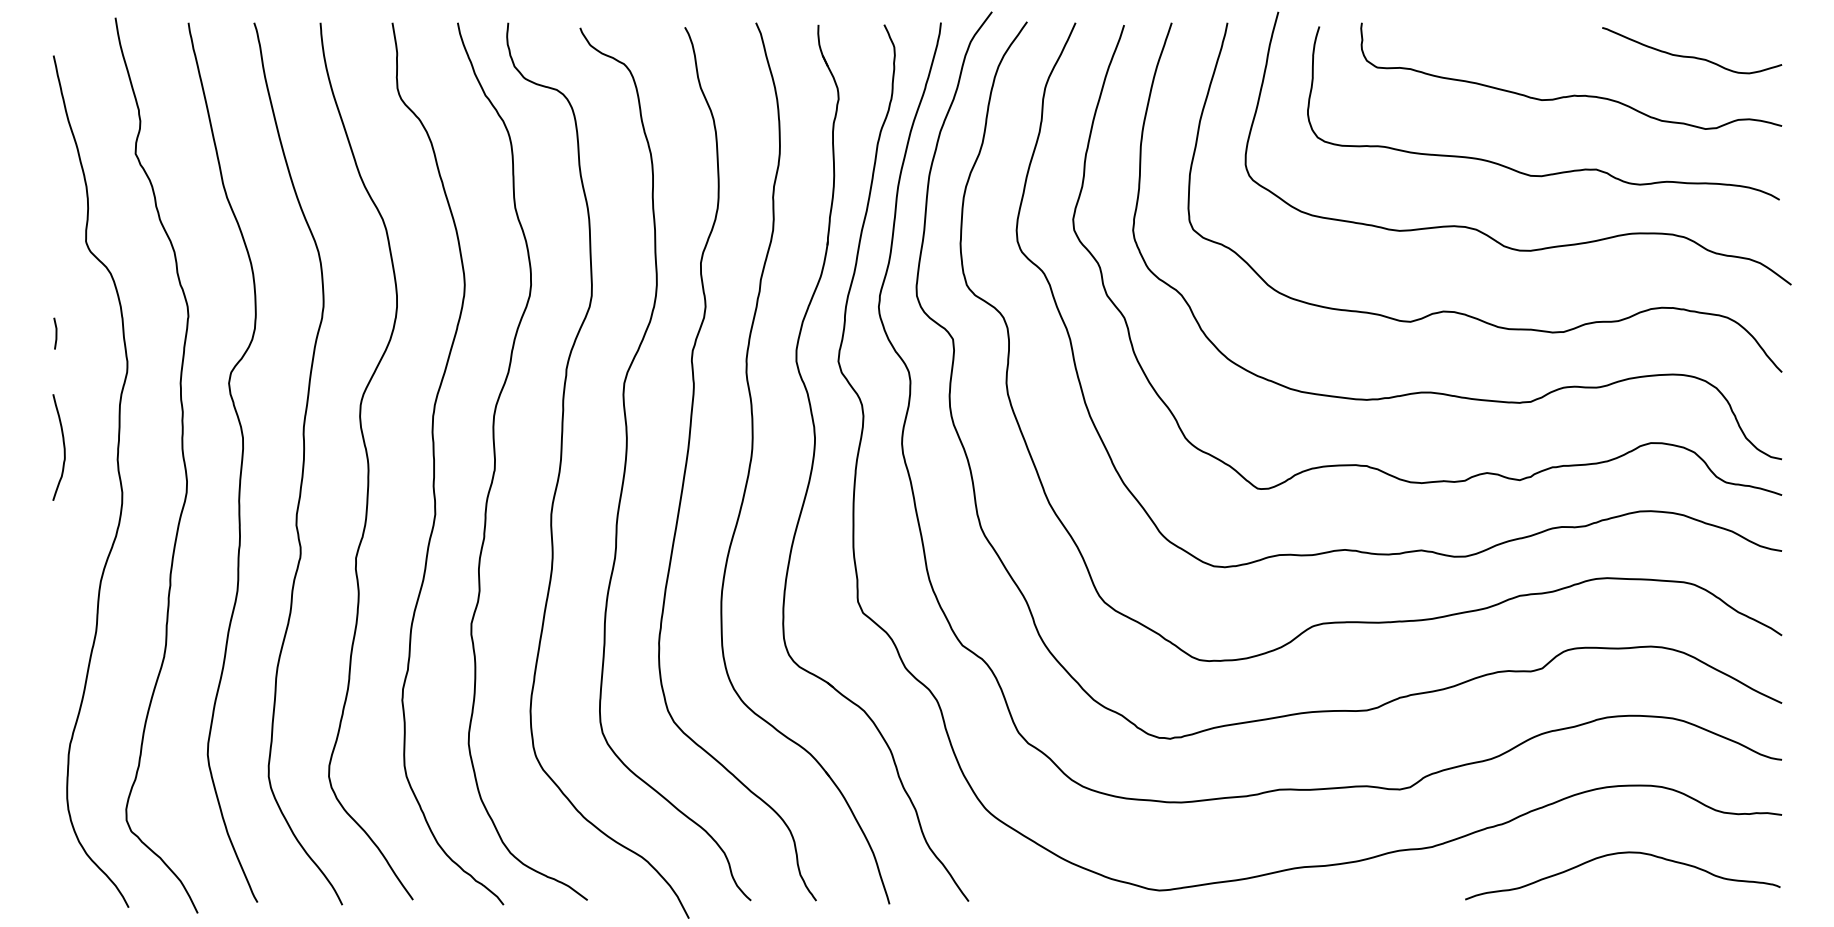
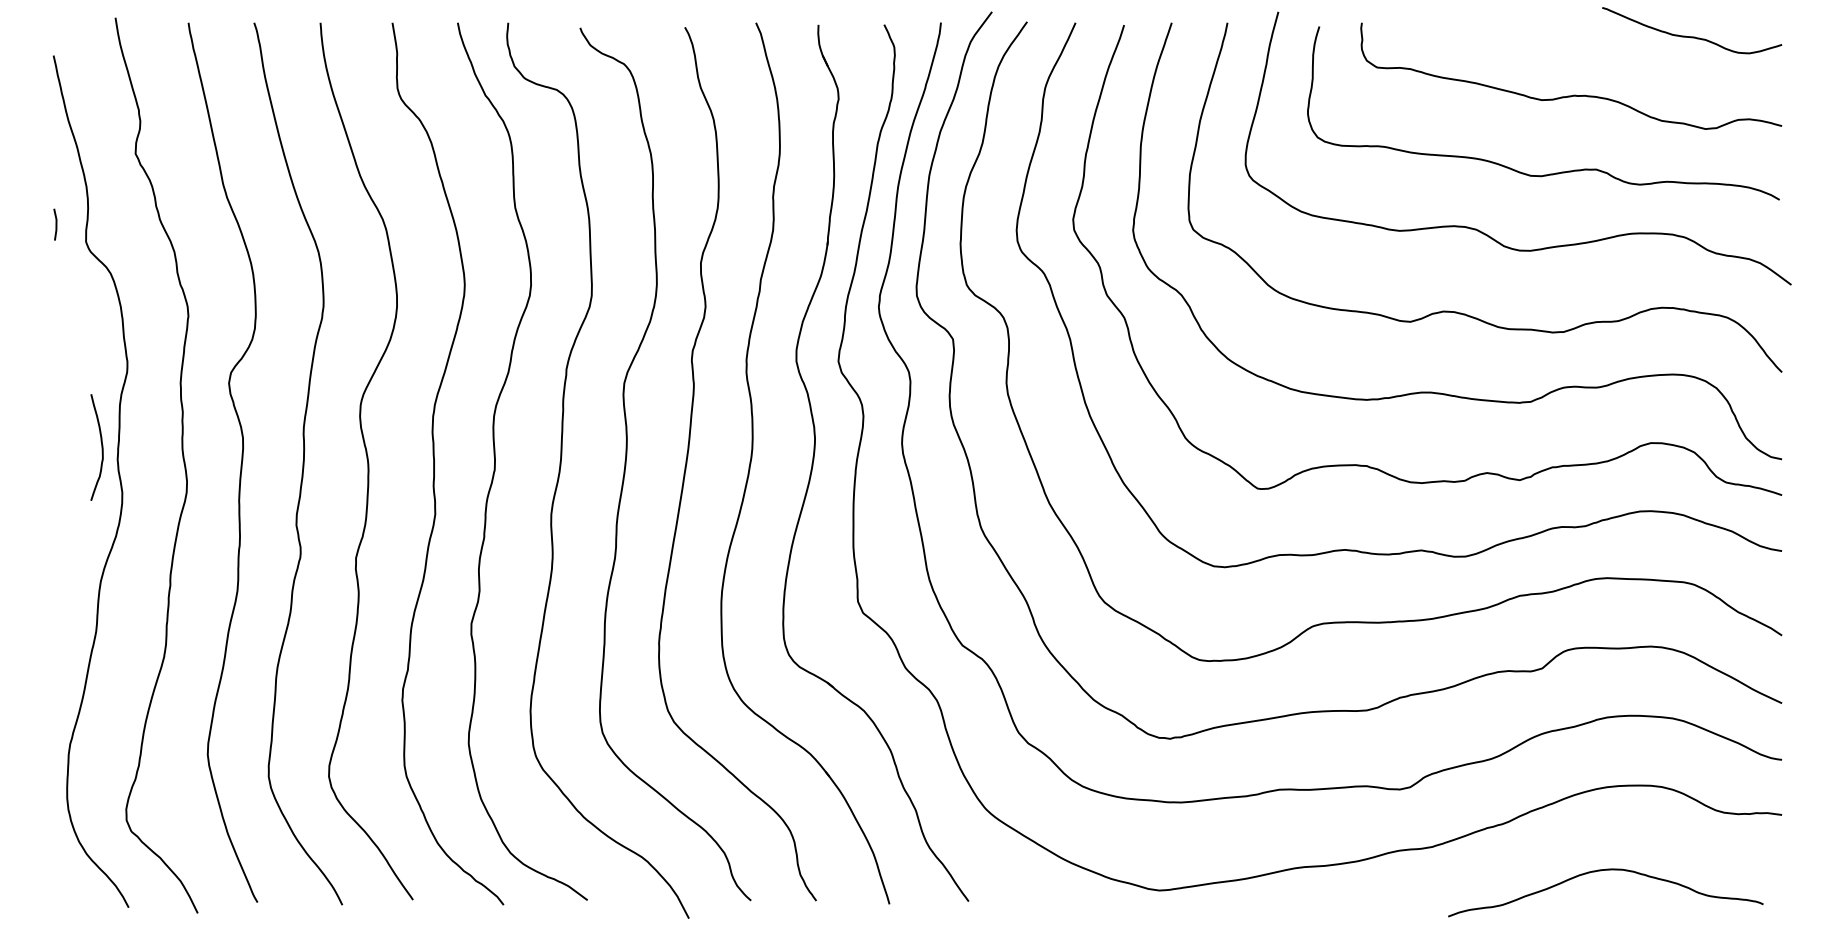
curve position: (1692, 56) -> (1692, 36) (1692, 36)
line position: (55, 333) -> (55, 224) (55, 224)
curve position: (63, 447) -> (101, 447) (101, 447)
curve position: (1618, 854) -> (1601, 871) (1601, 871)
